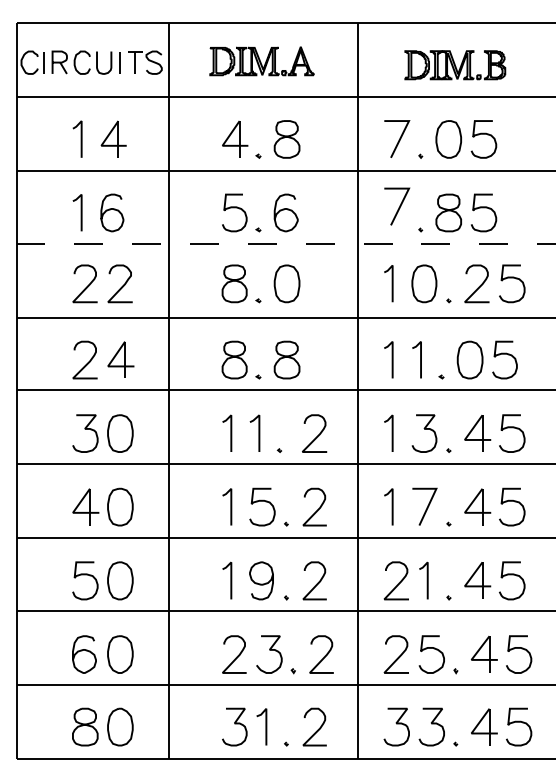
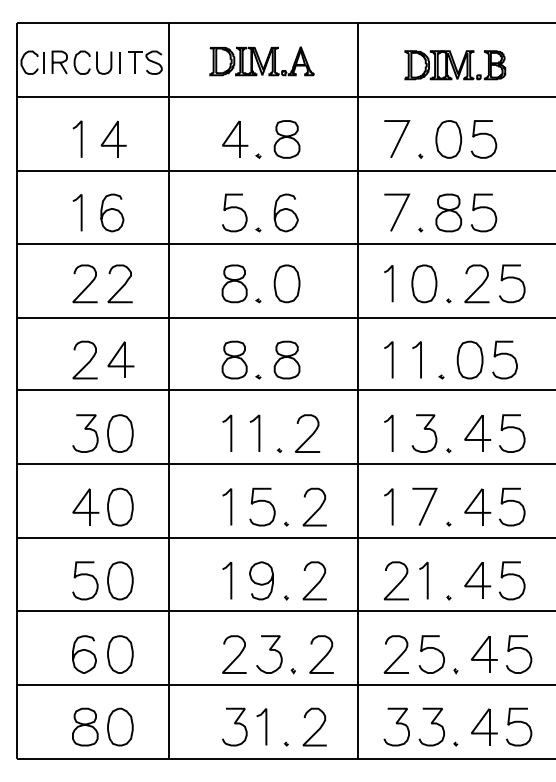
line position: (398, 207) -> (398, 213) (398, 213)
line: dashed -> solid (286, 244)
curve position: (317, 435) -> (310, 435) (310, 435)
